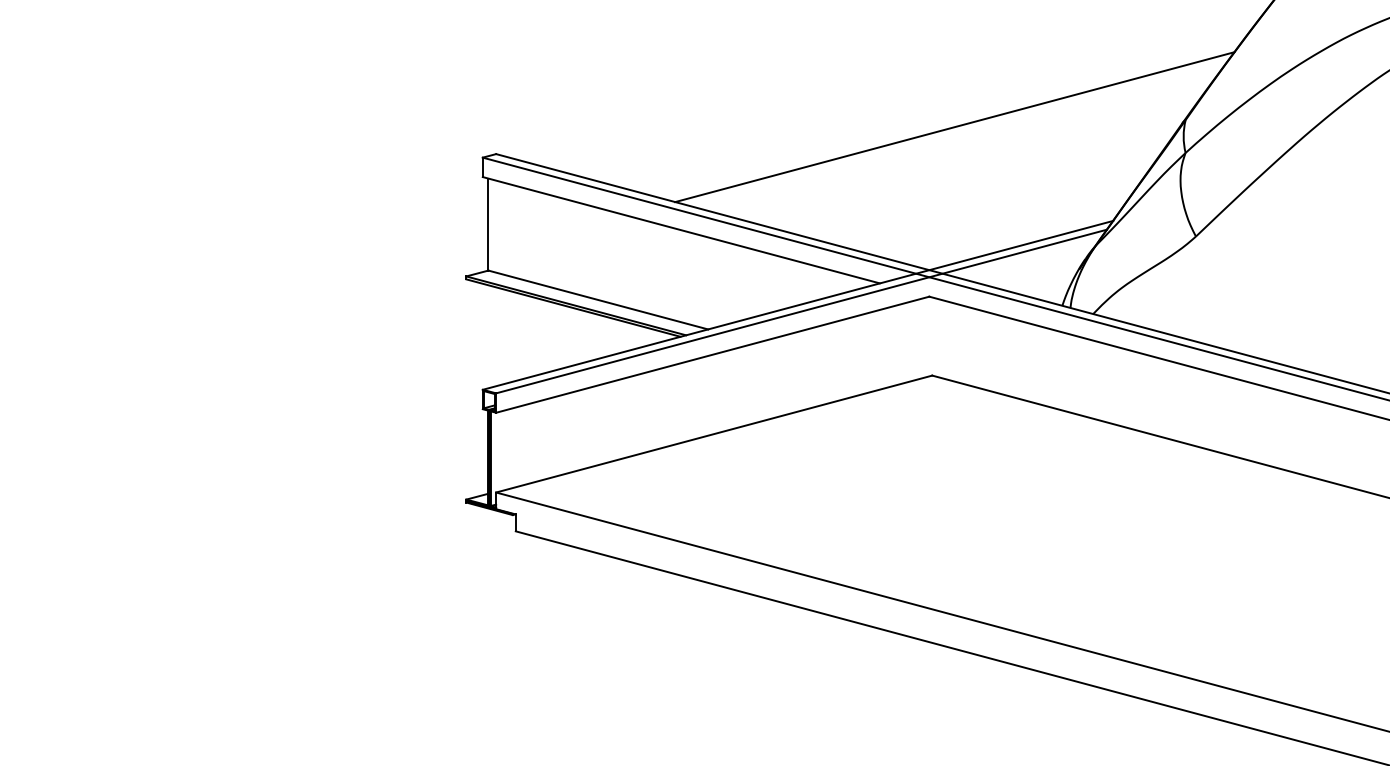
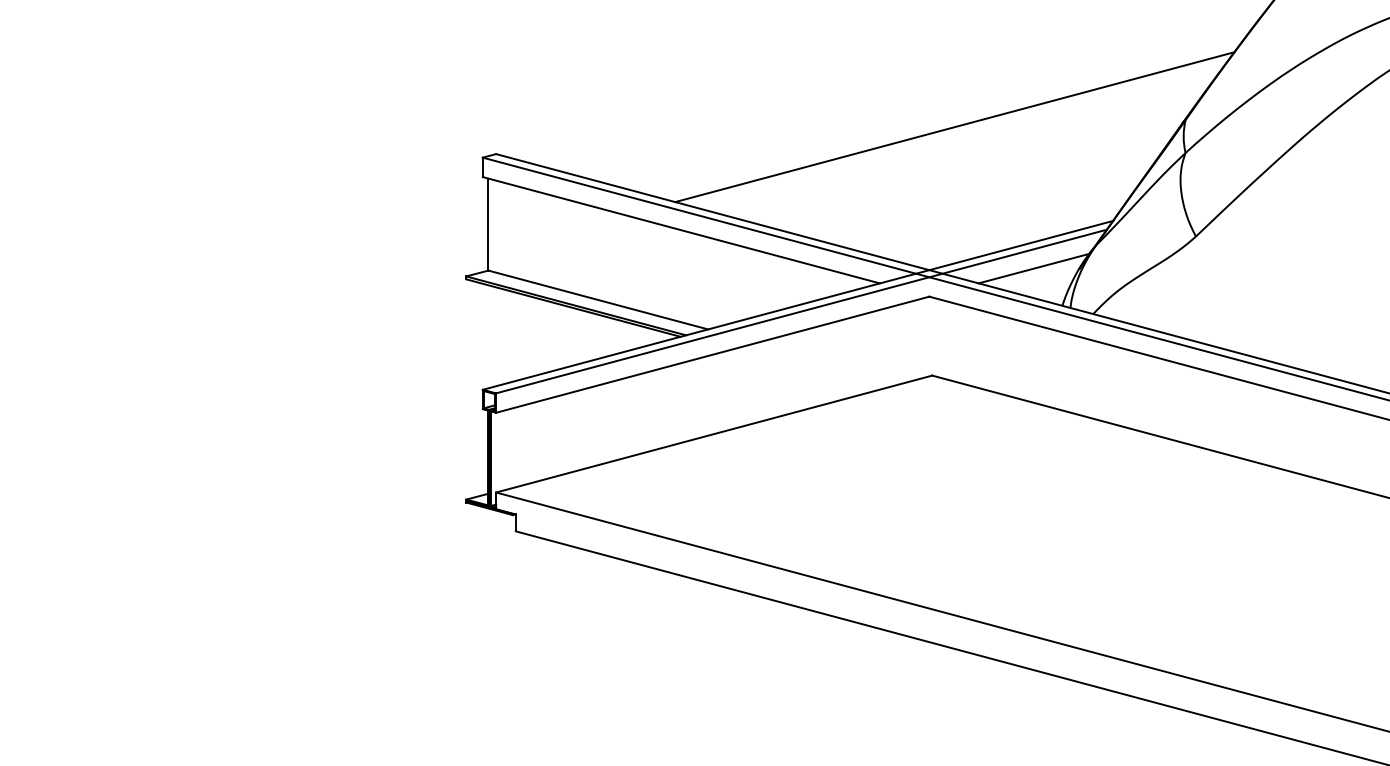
line: none -> present (1034, 268)
